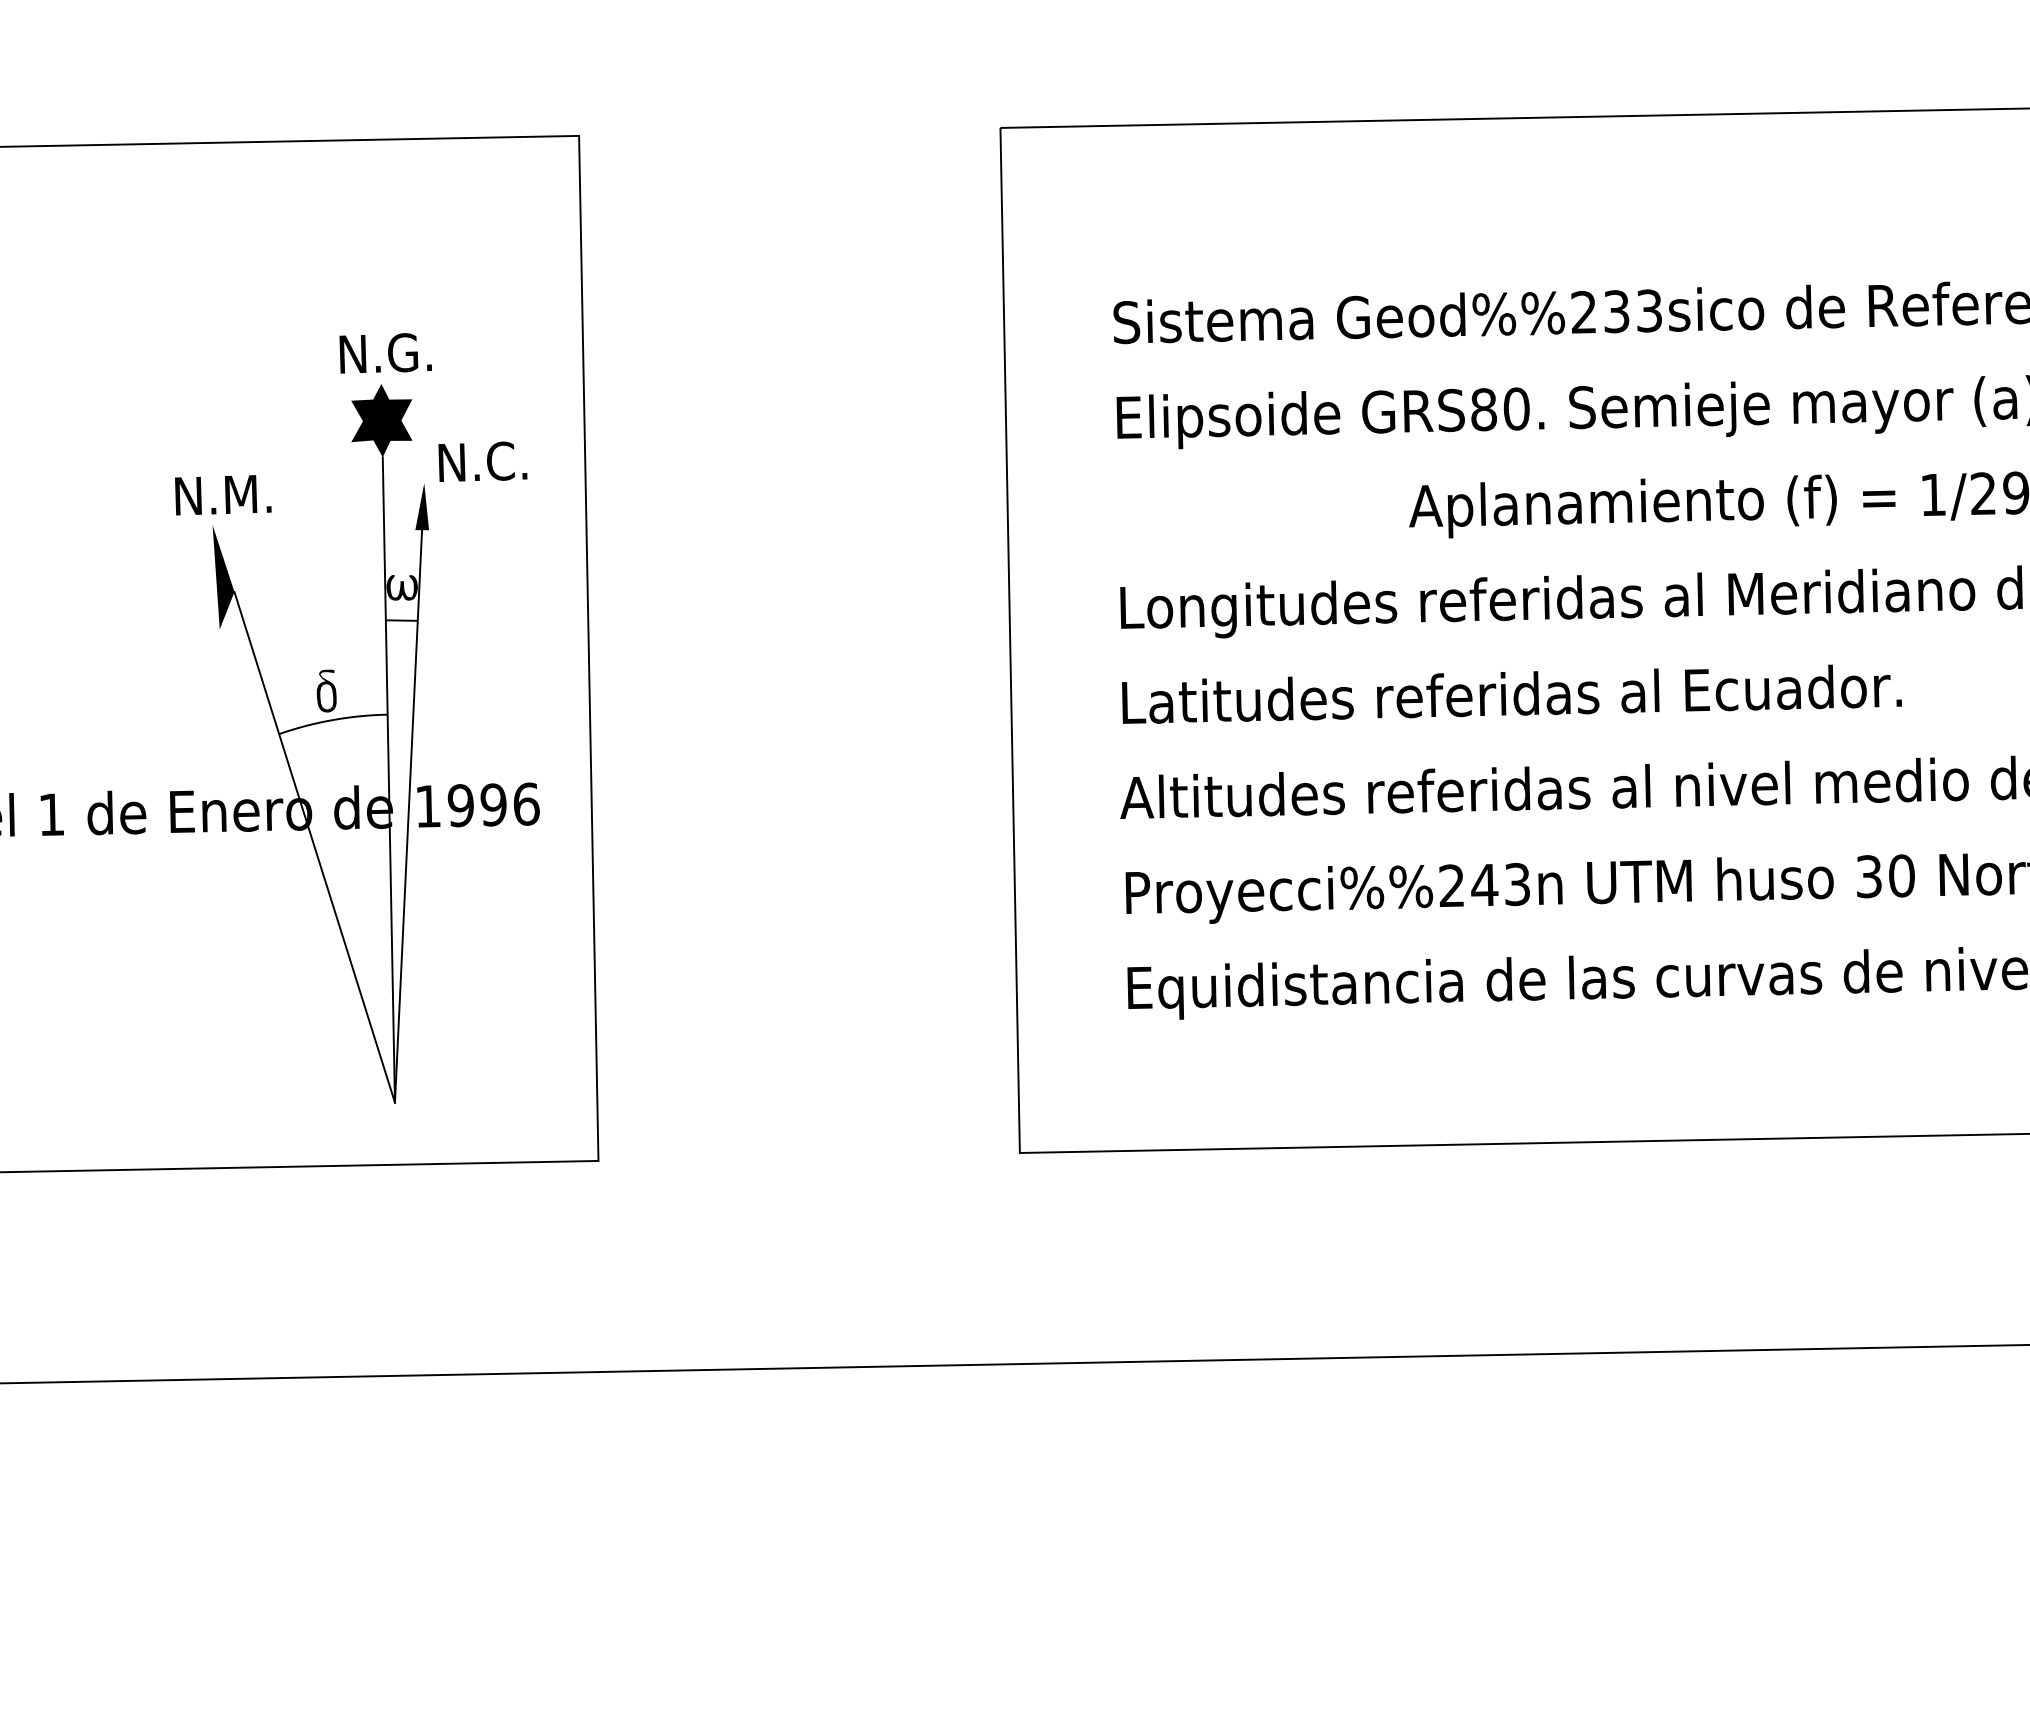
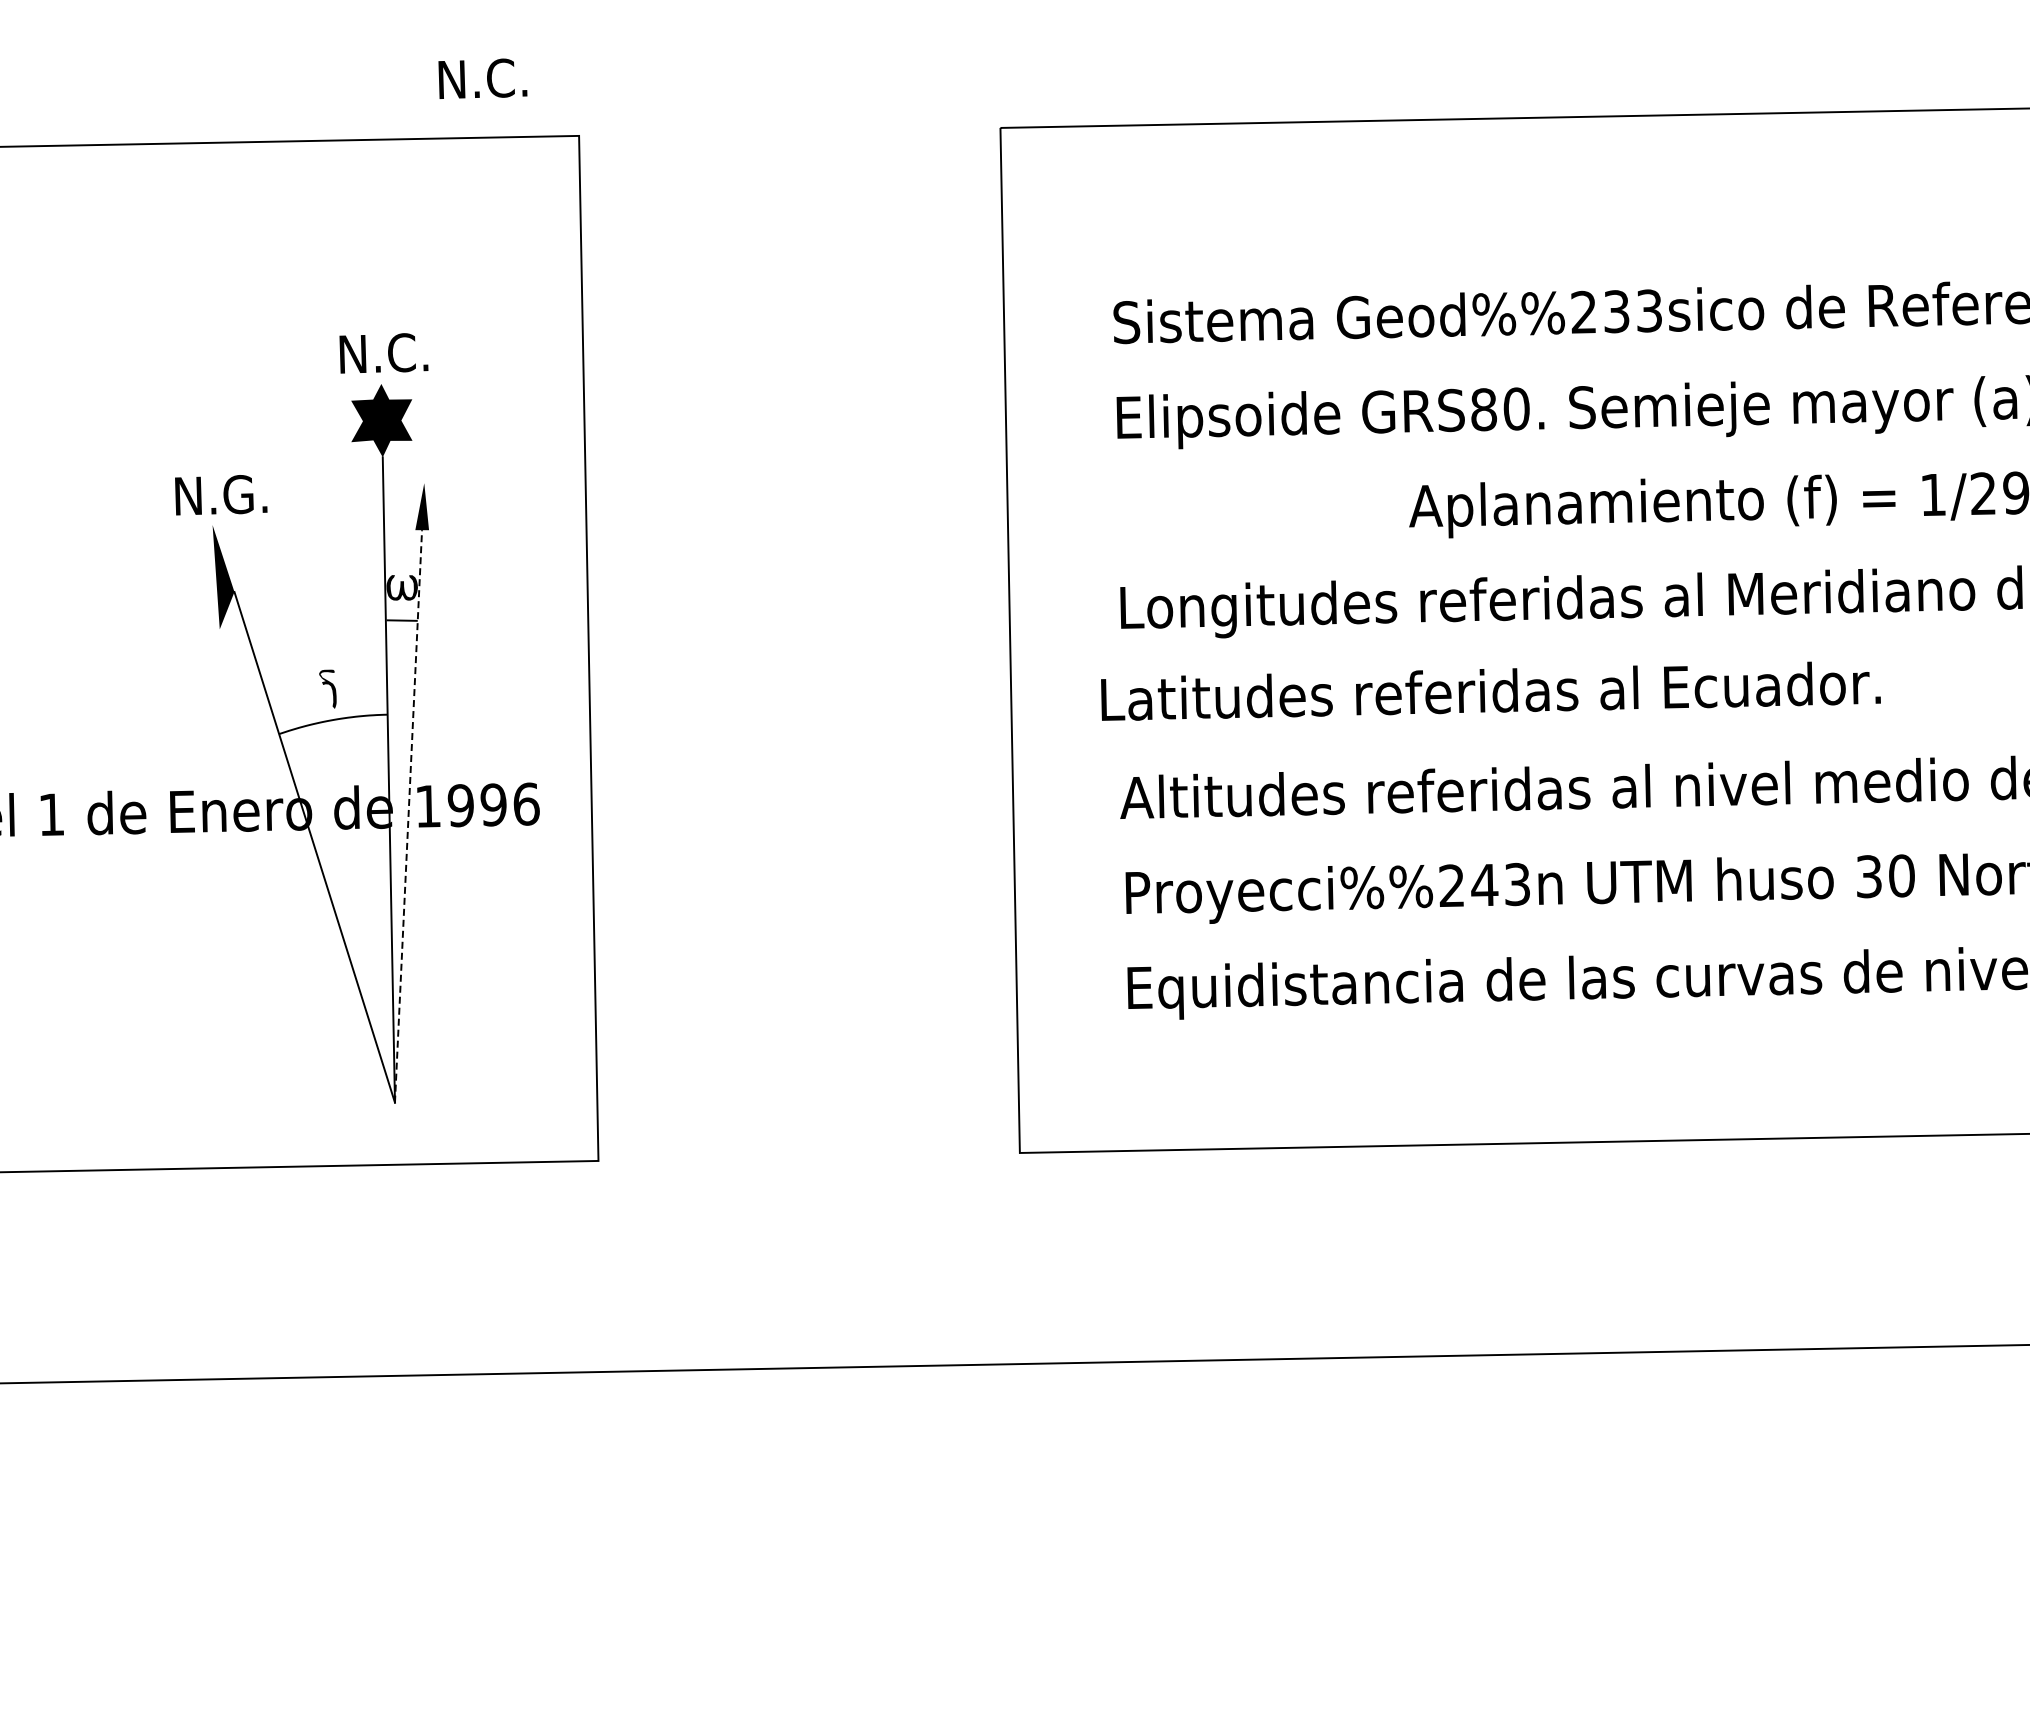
text: N.G. -> N.C. (418, 352)
text position: (482, 461) -> (482, 78) (482, 78)
text: N.M. -> N.G. (247, 494)
text position: (1511, 693) -> (1490, 690) (1490, 690)
fill: present -> none (325, 697)
line: solid -> dashed (408, 816)
